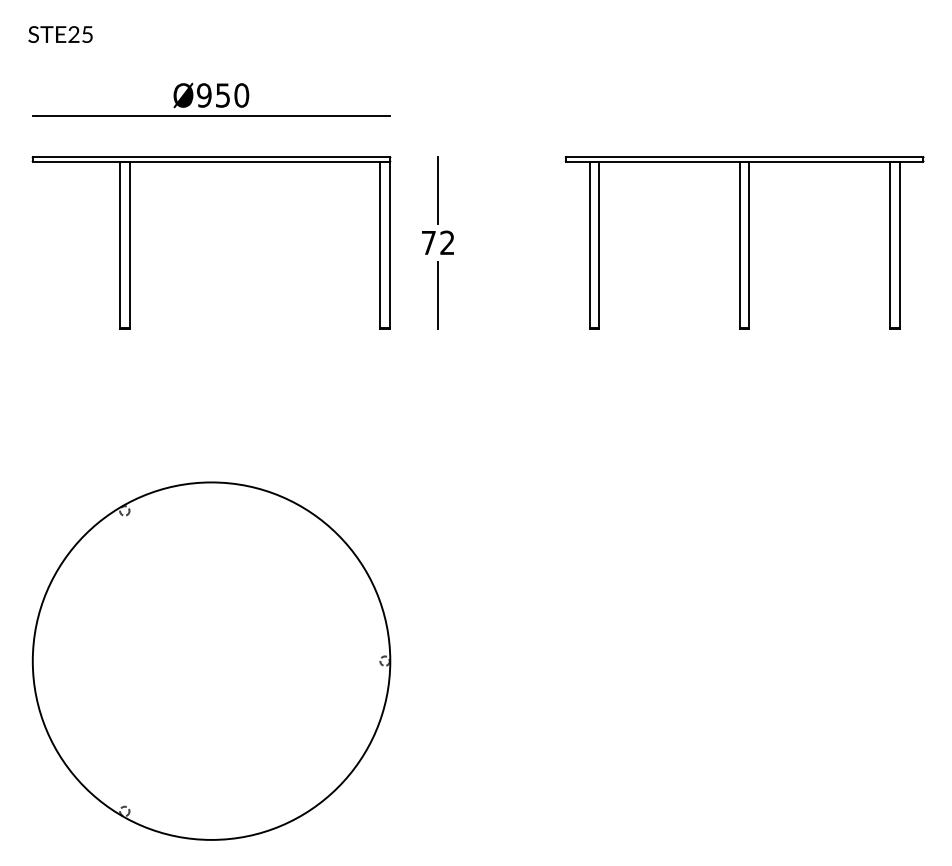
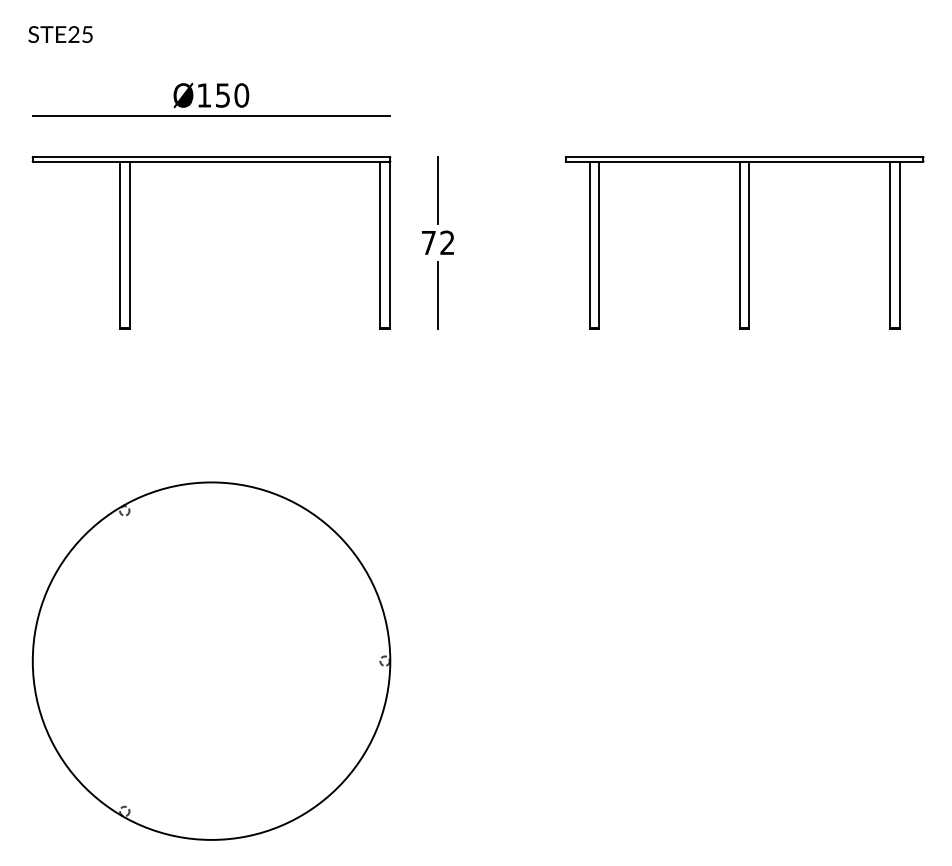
text: Ø950 -> Ø150 (204, 95)
